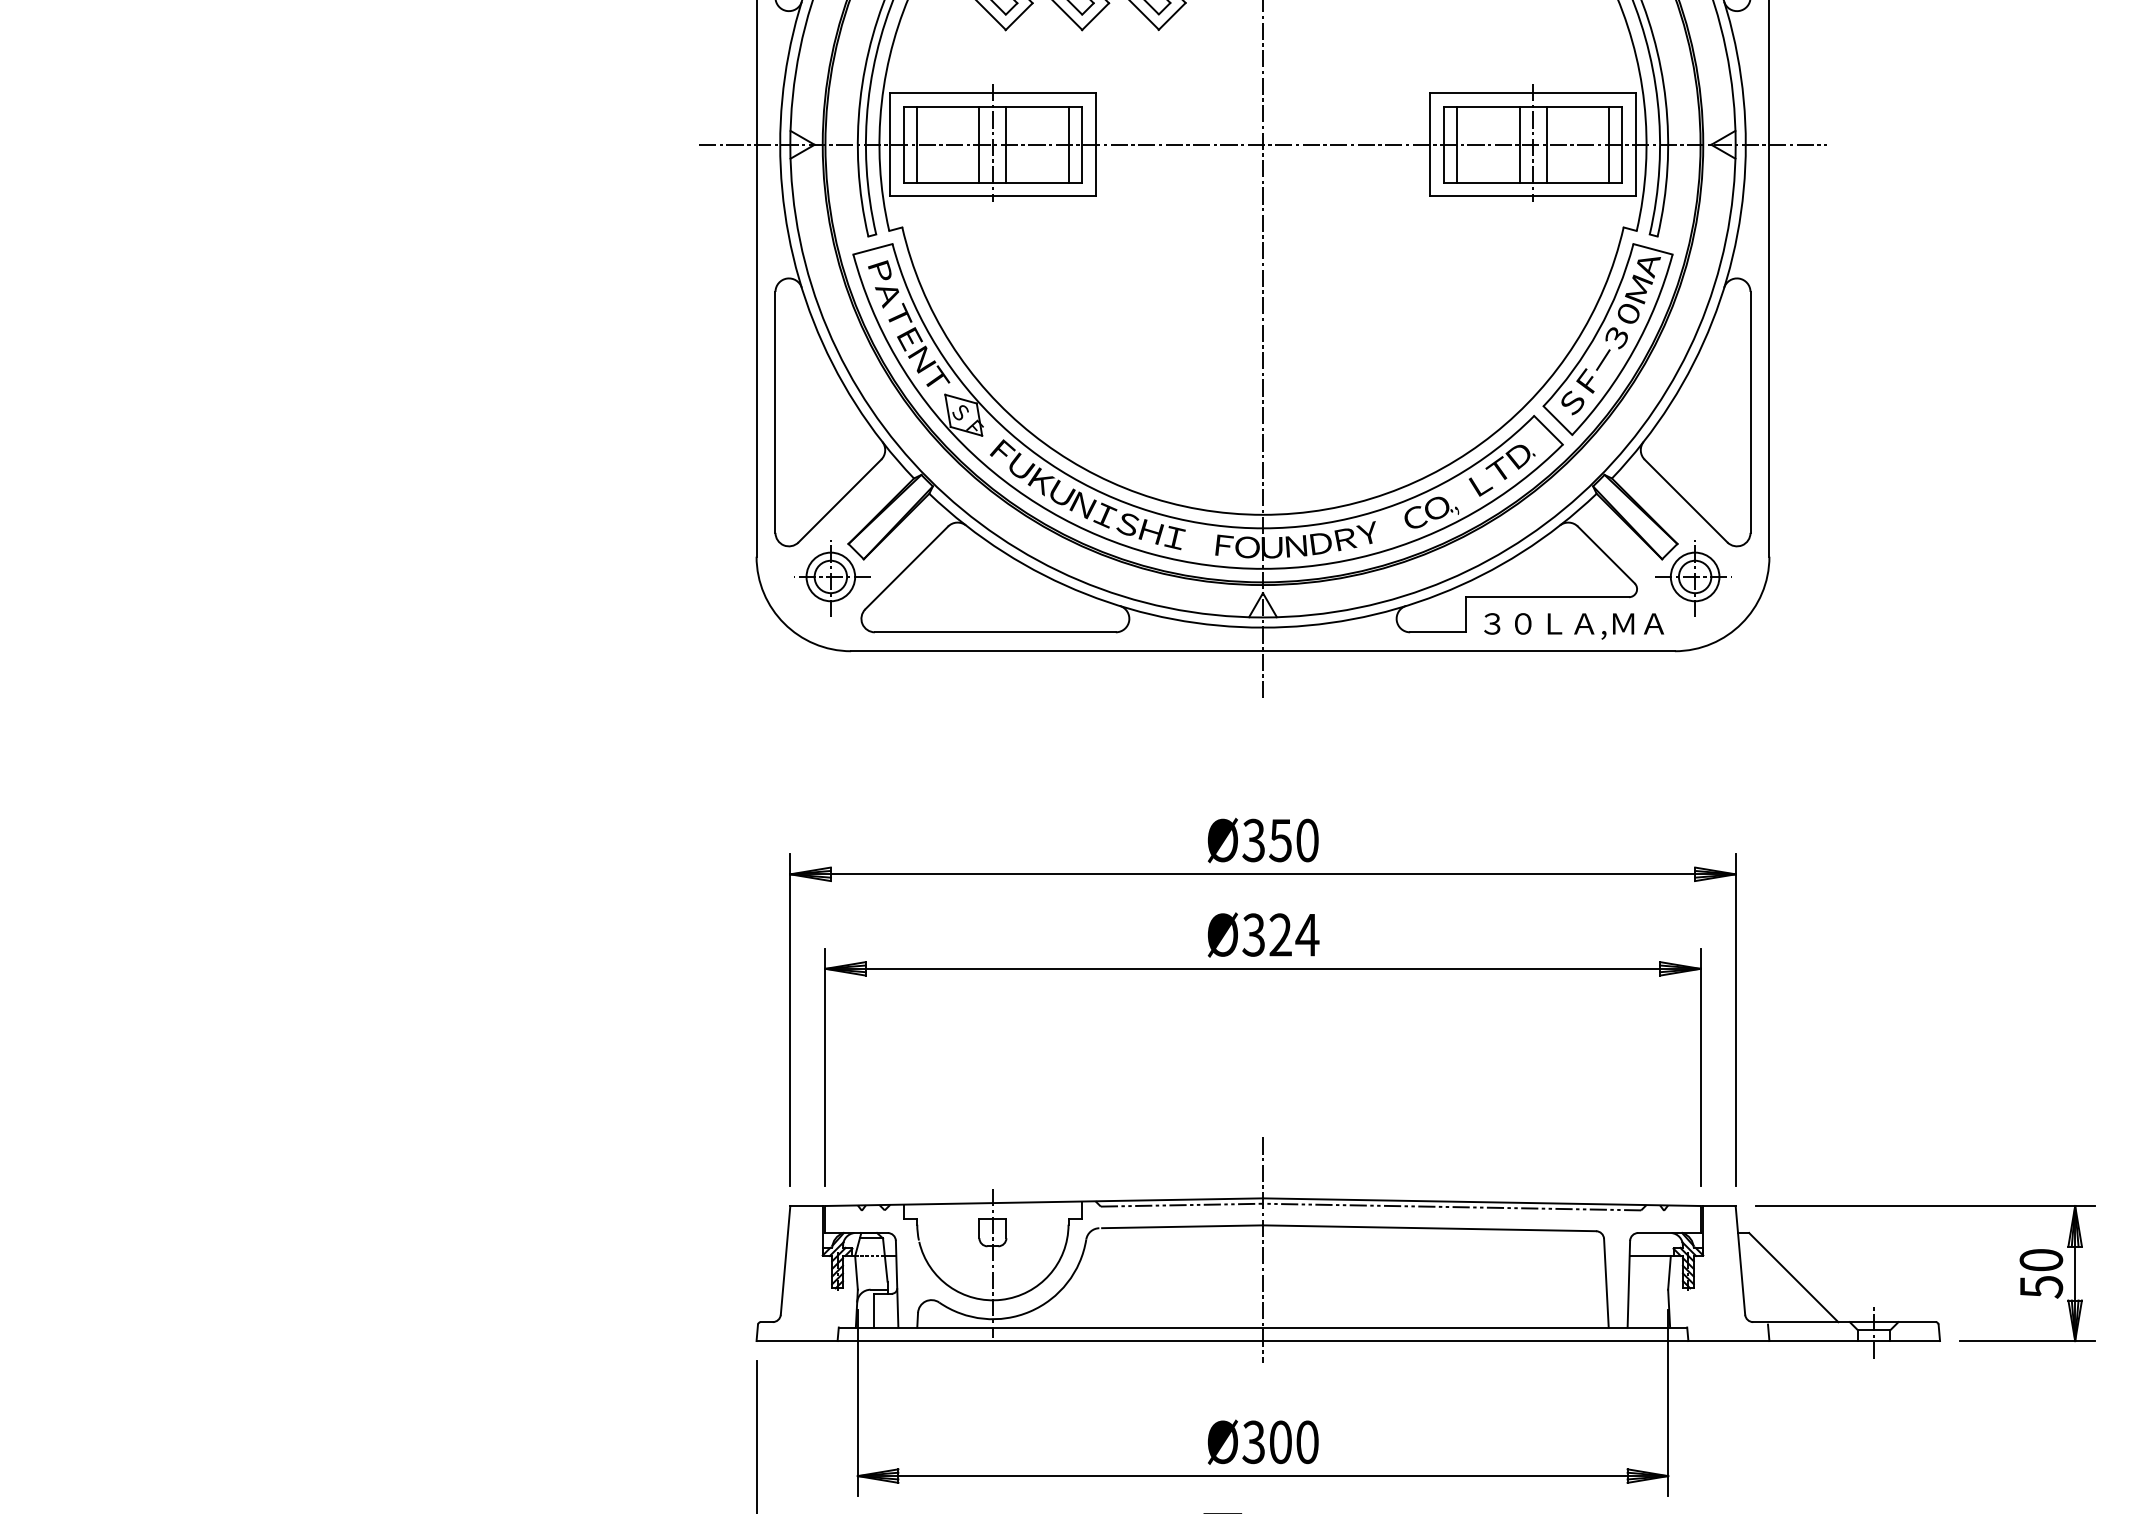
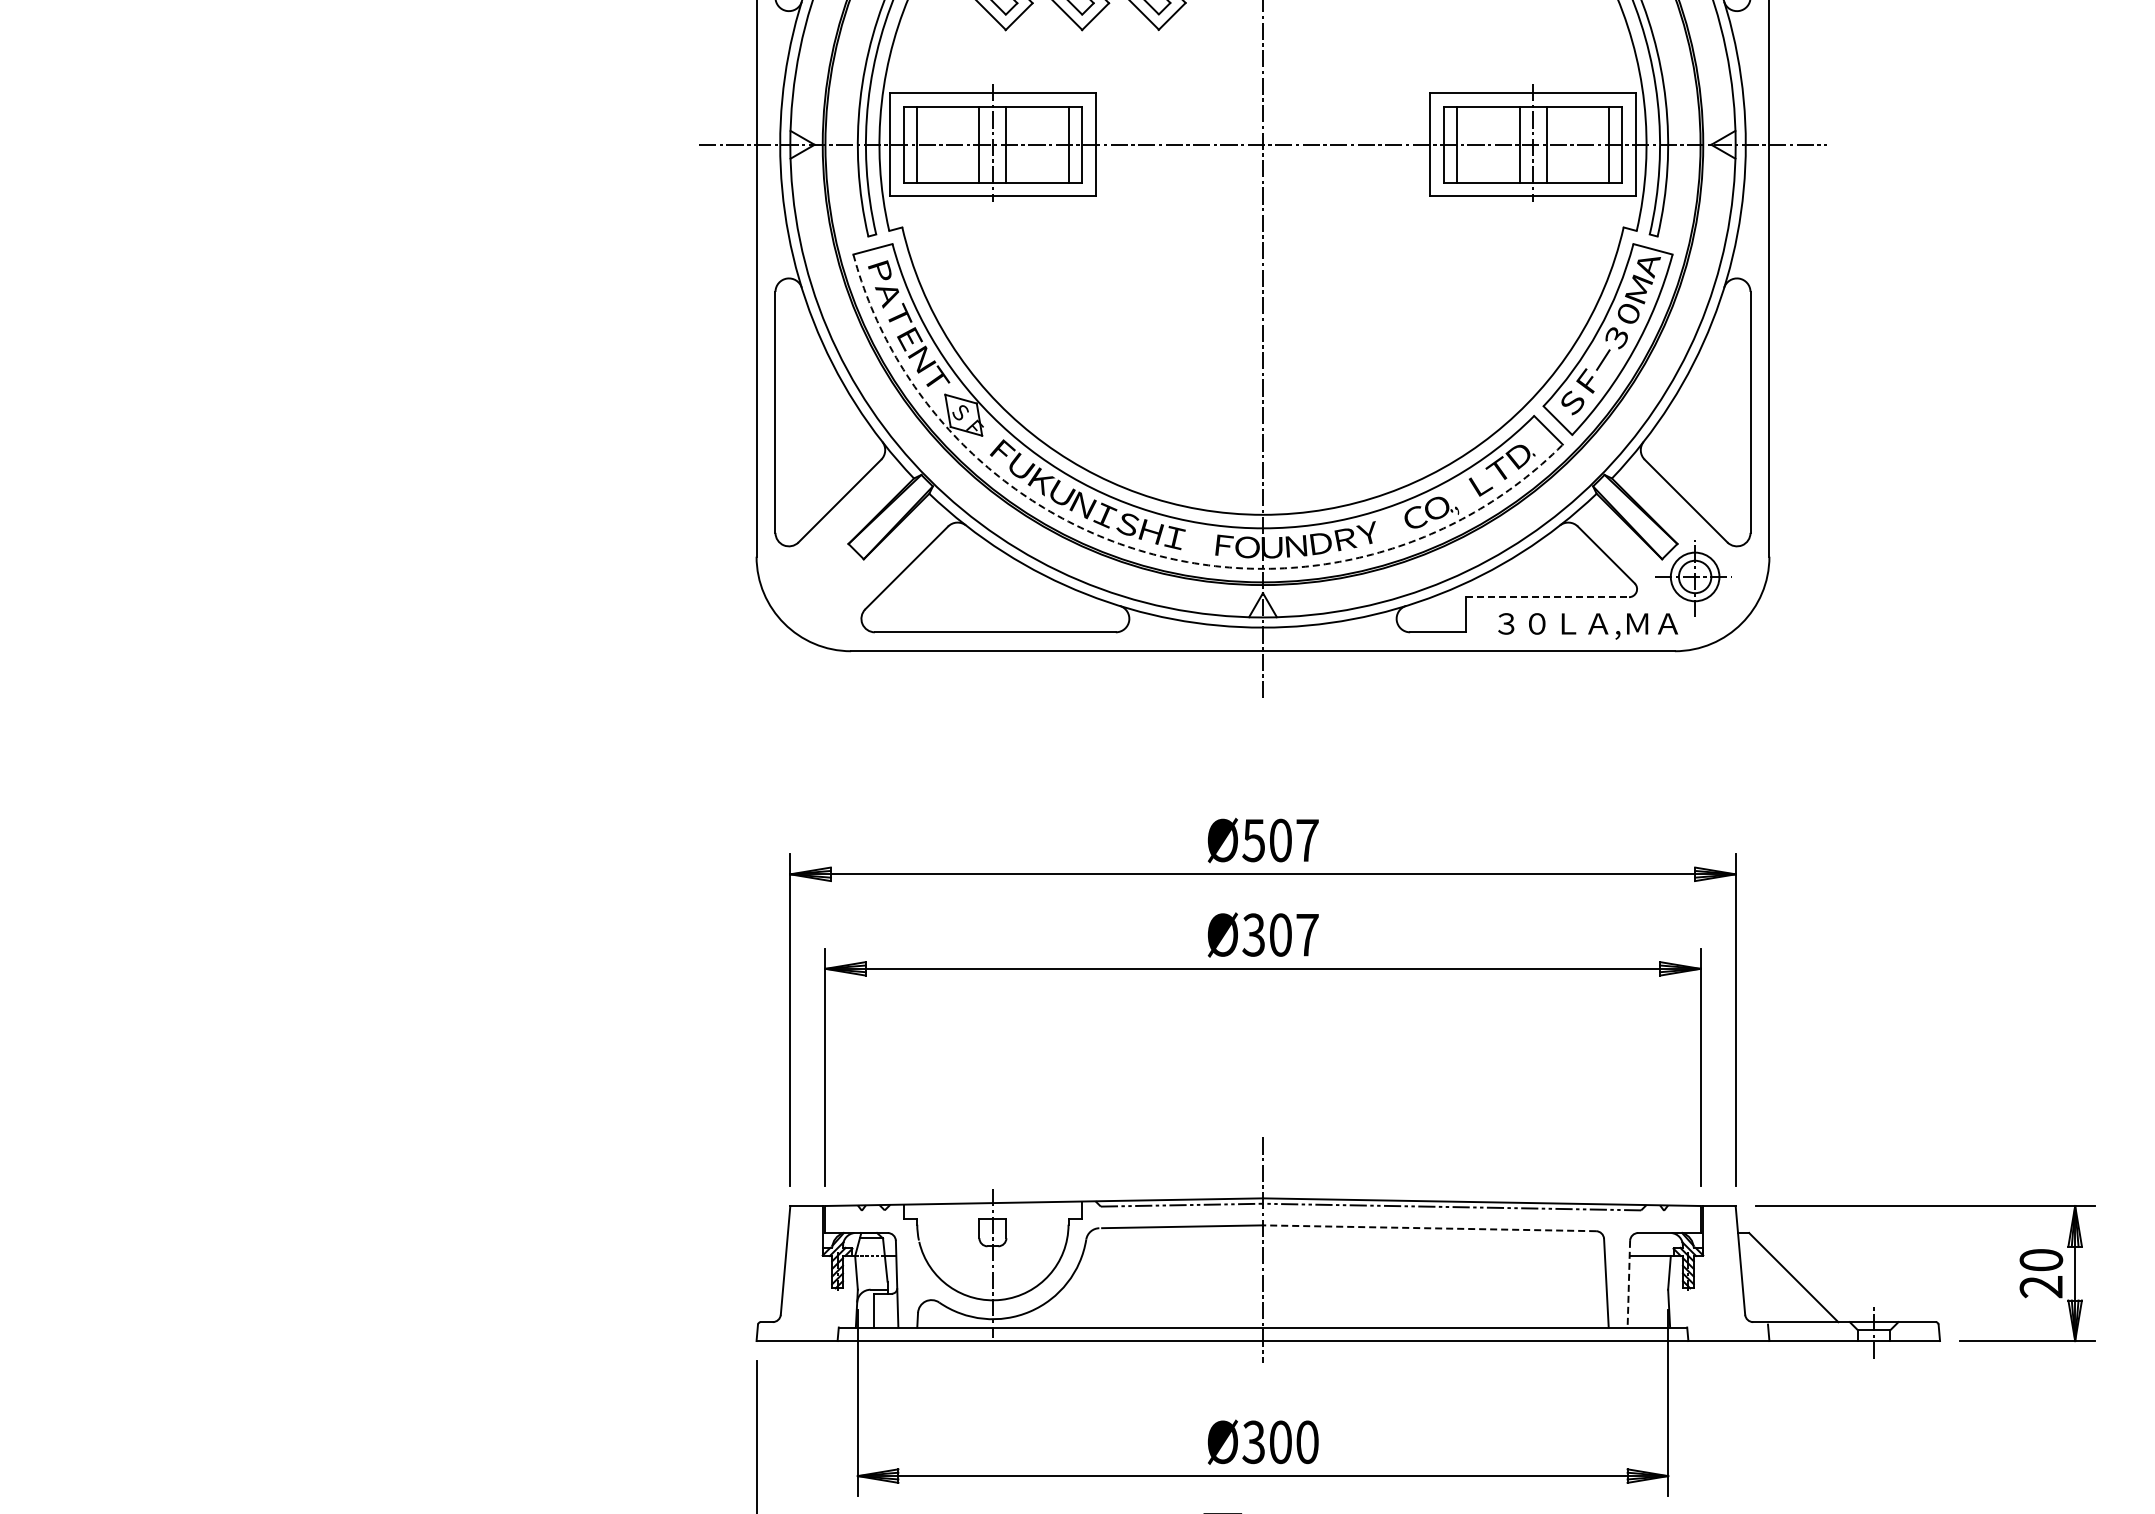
arc: solid -> dashed (1153, 554)
part: present -> none (832, 578)
line: solid -> dashed (1547, 597)
text position: (1574, 626) -> (1588, 626) (1588, 626)
text: Ø350 -> Ø507 (1280, 840)
text: Ø324 -> Ø307 (1294, 934)
line: solid -> dashed (1429, 1228)
line: solid -> dashed (1628, 1284)
text: 50 -> 20 (2041, 1287)
